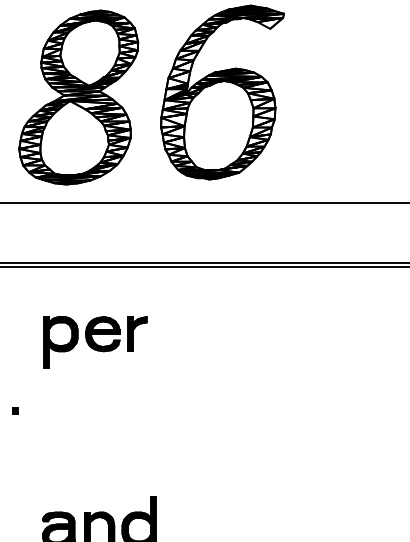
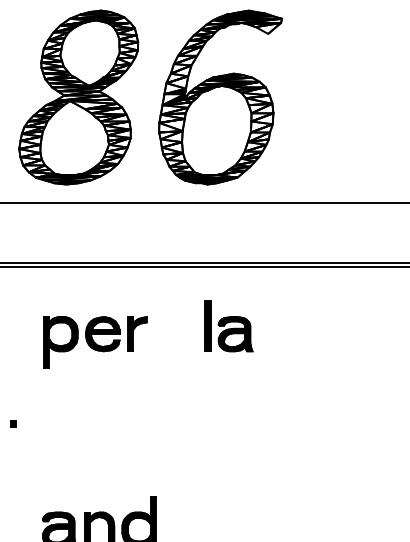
part position: (222, 92) -> (220, 97) (220, 97)
part: none -> present (228, 326)
part position: (15, 410) -> (13, 423) (13, 423)
